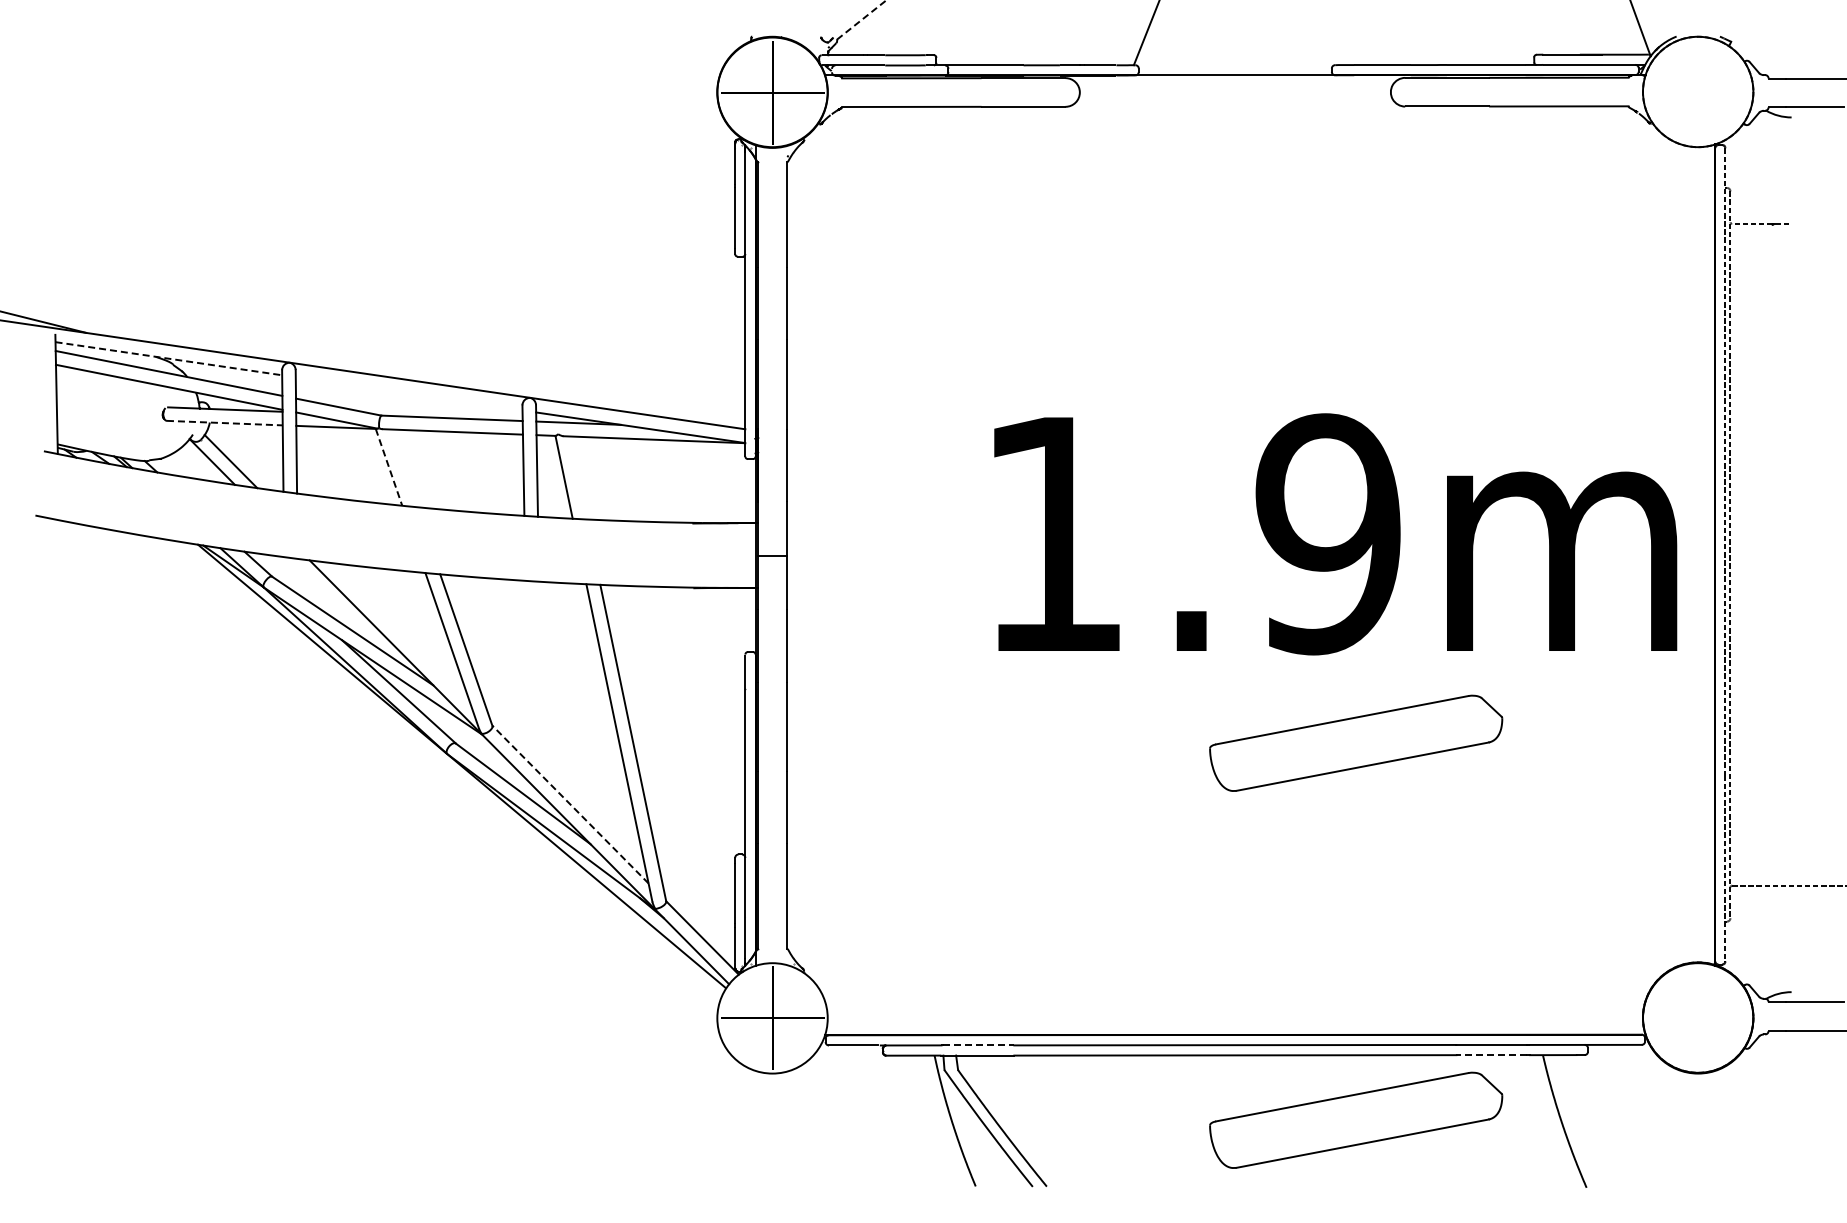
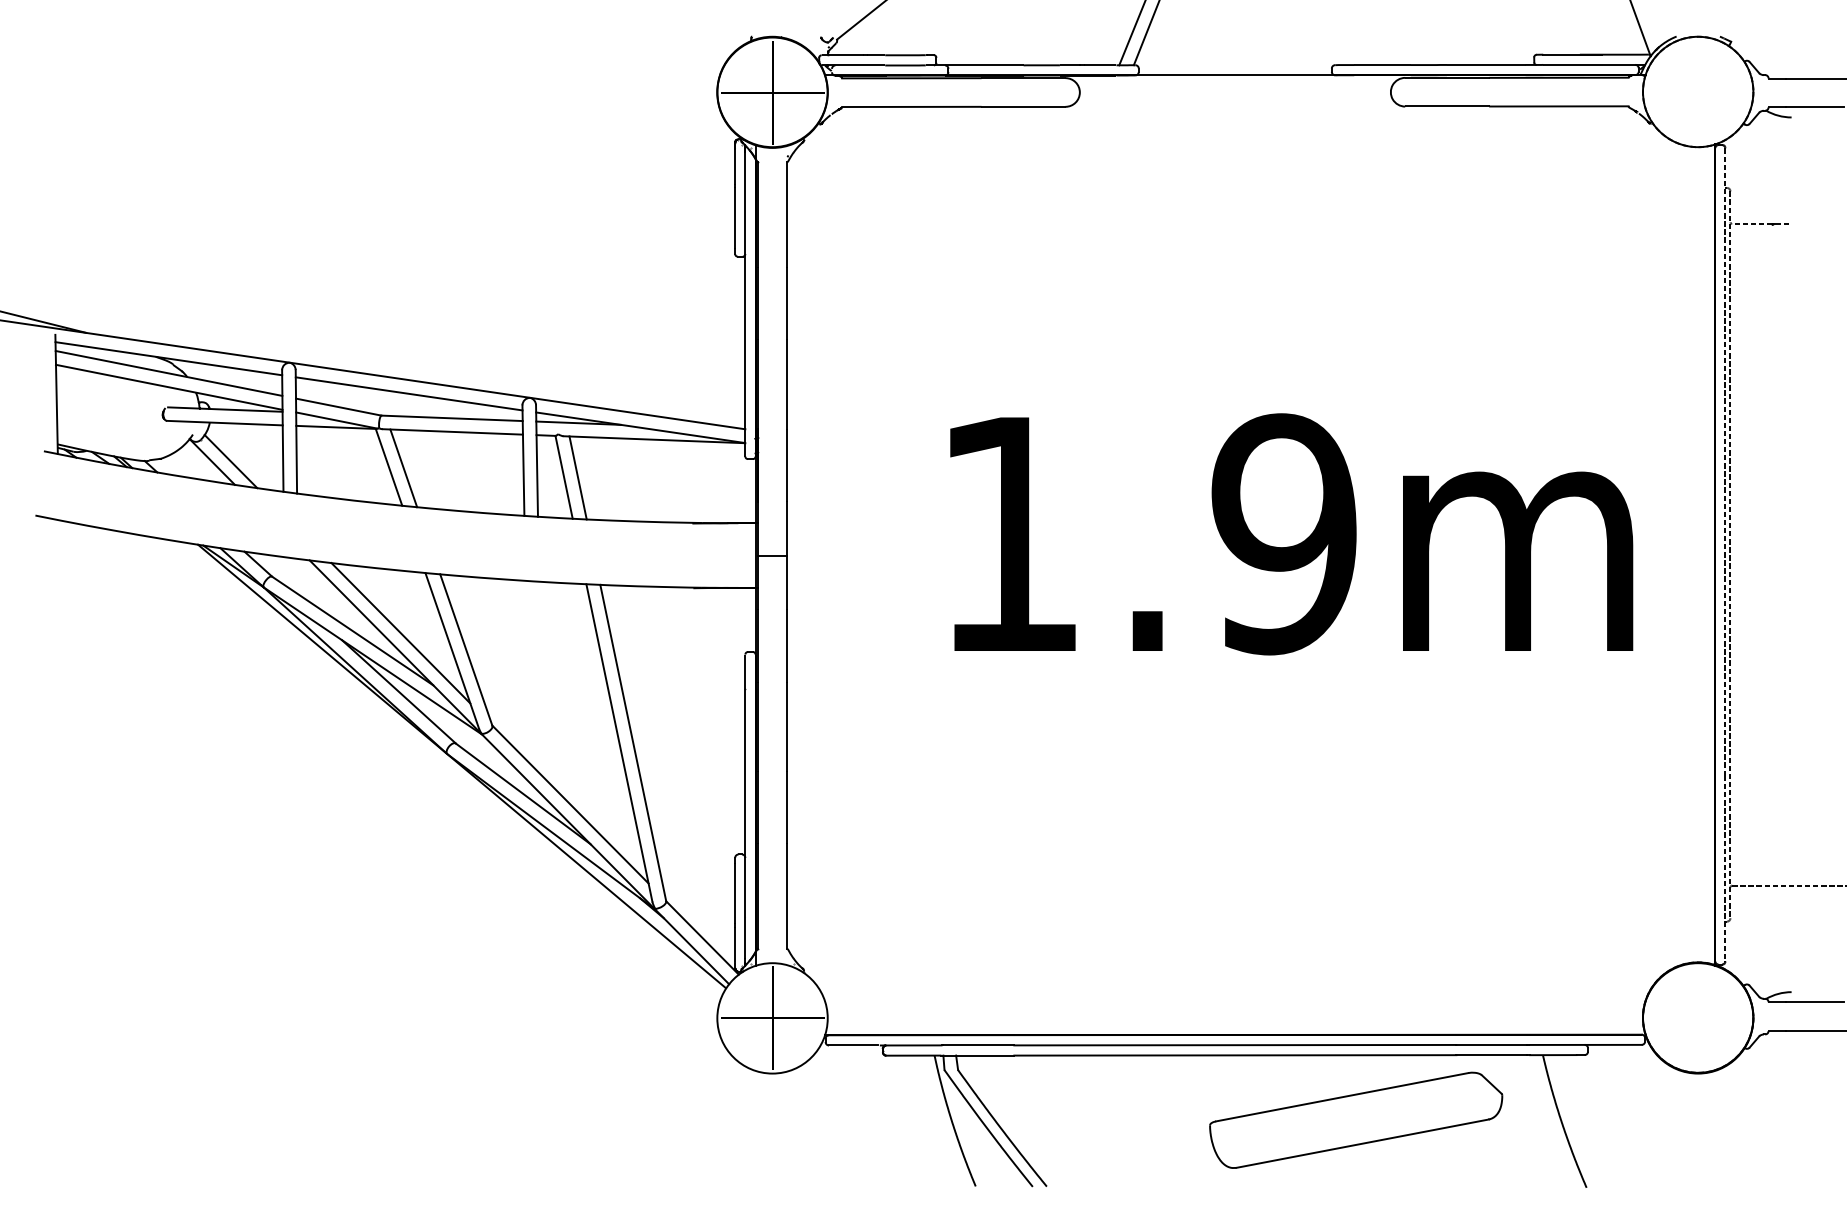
line: dashed -> solid (862, 19)
line: none -> present (1131, 33)
line: dashed -> solid (168, 358)
line: none -> present (408, 393)
line: dashed -> solid (224, 423)
line: dashed -> solid (389, 467)
line: none -> present (403, 468)
line: none -> present (577, 477)
text position: (1335, 534) -> (1291, 534) (1291, 534)
line: none -> present (400, 633)
part: present -> none (1356, 742)
line: dashed -> solid (570, 804)
line: dashed -> solid (979, 1045)
line: dashed -> solid (1491, 1055)
